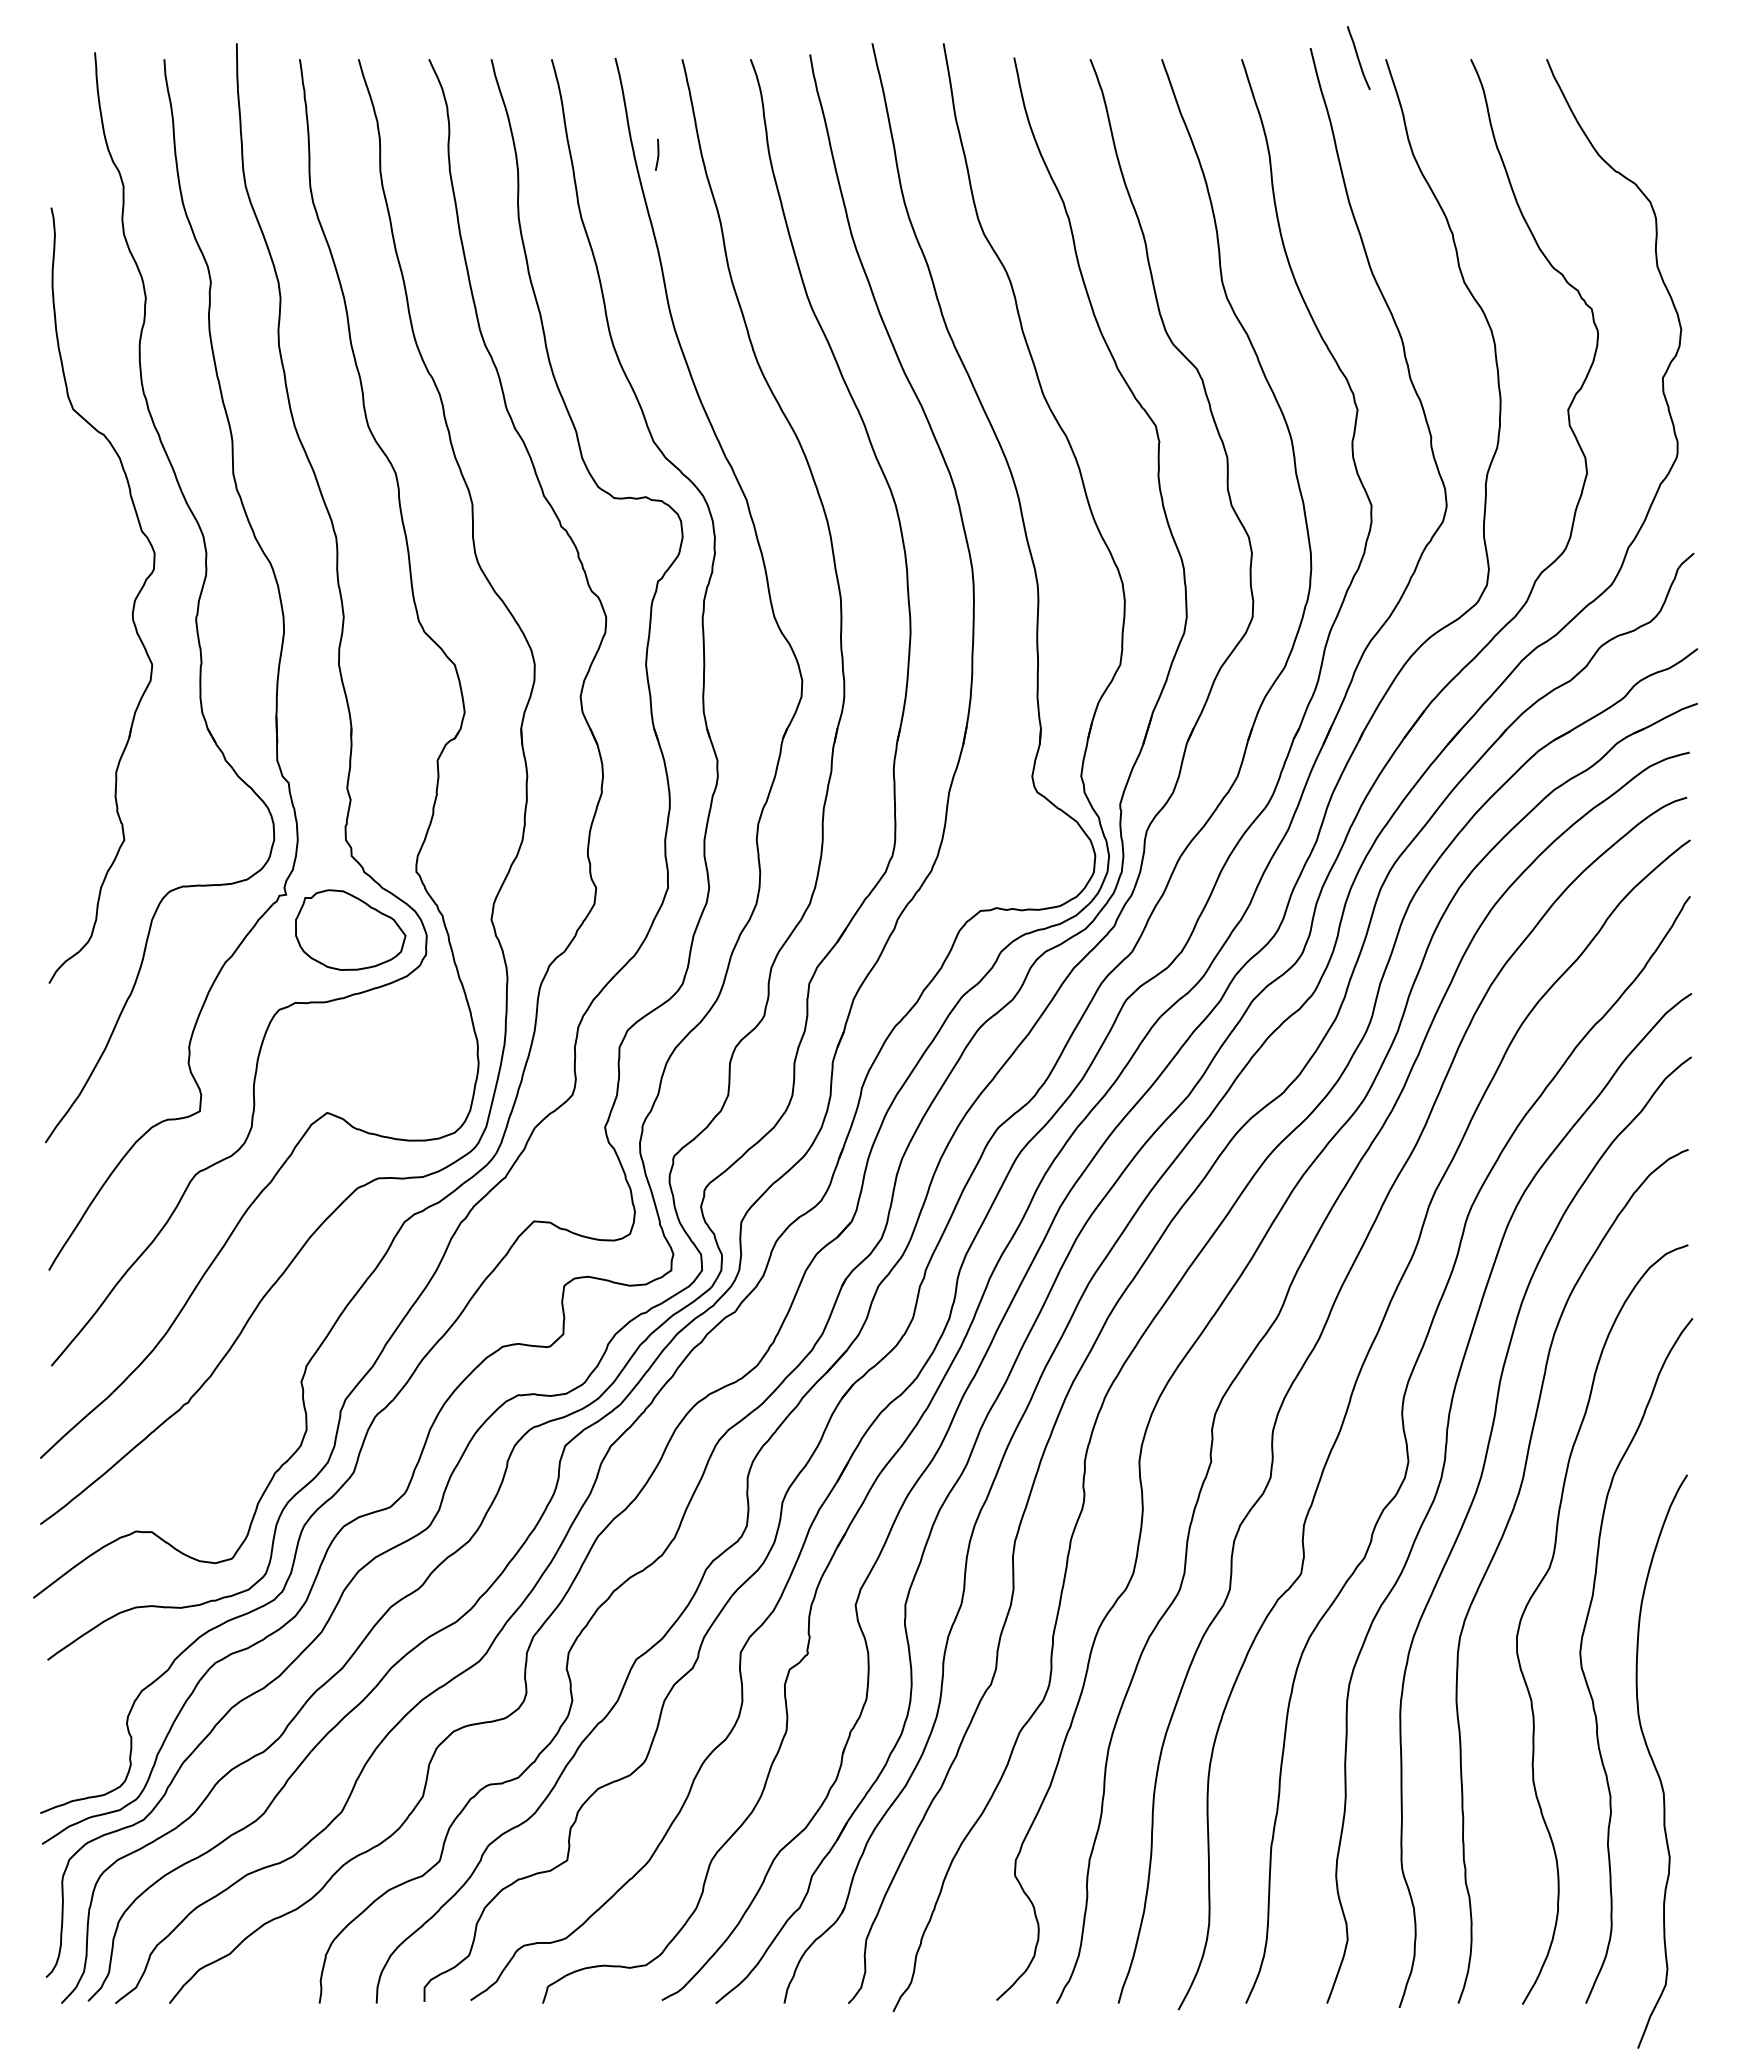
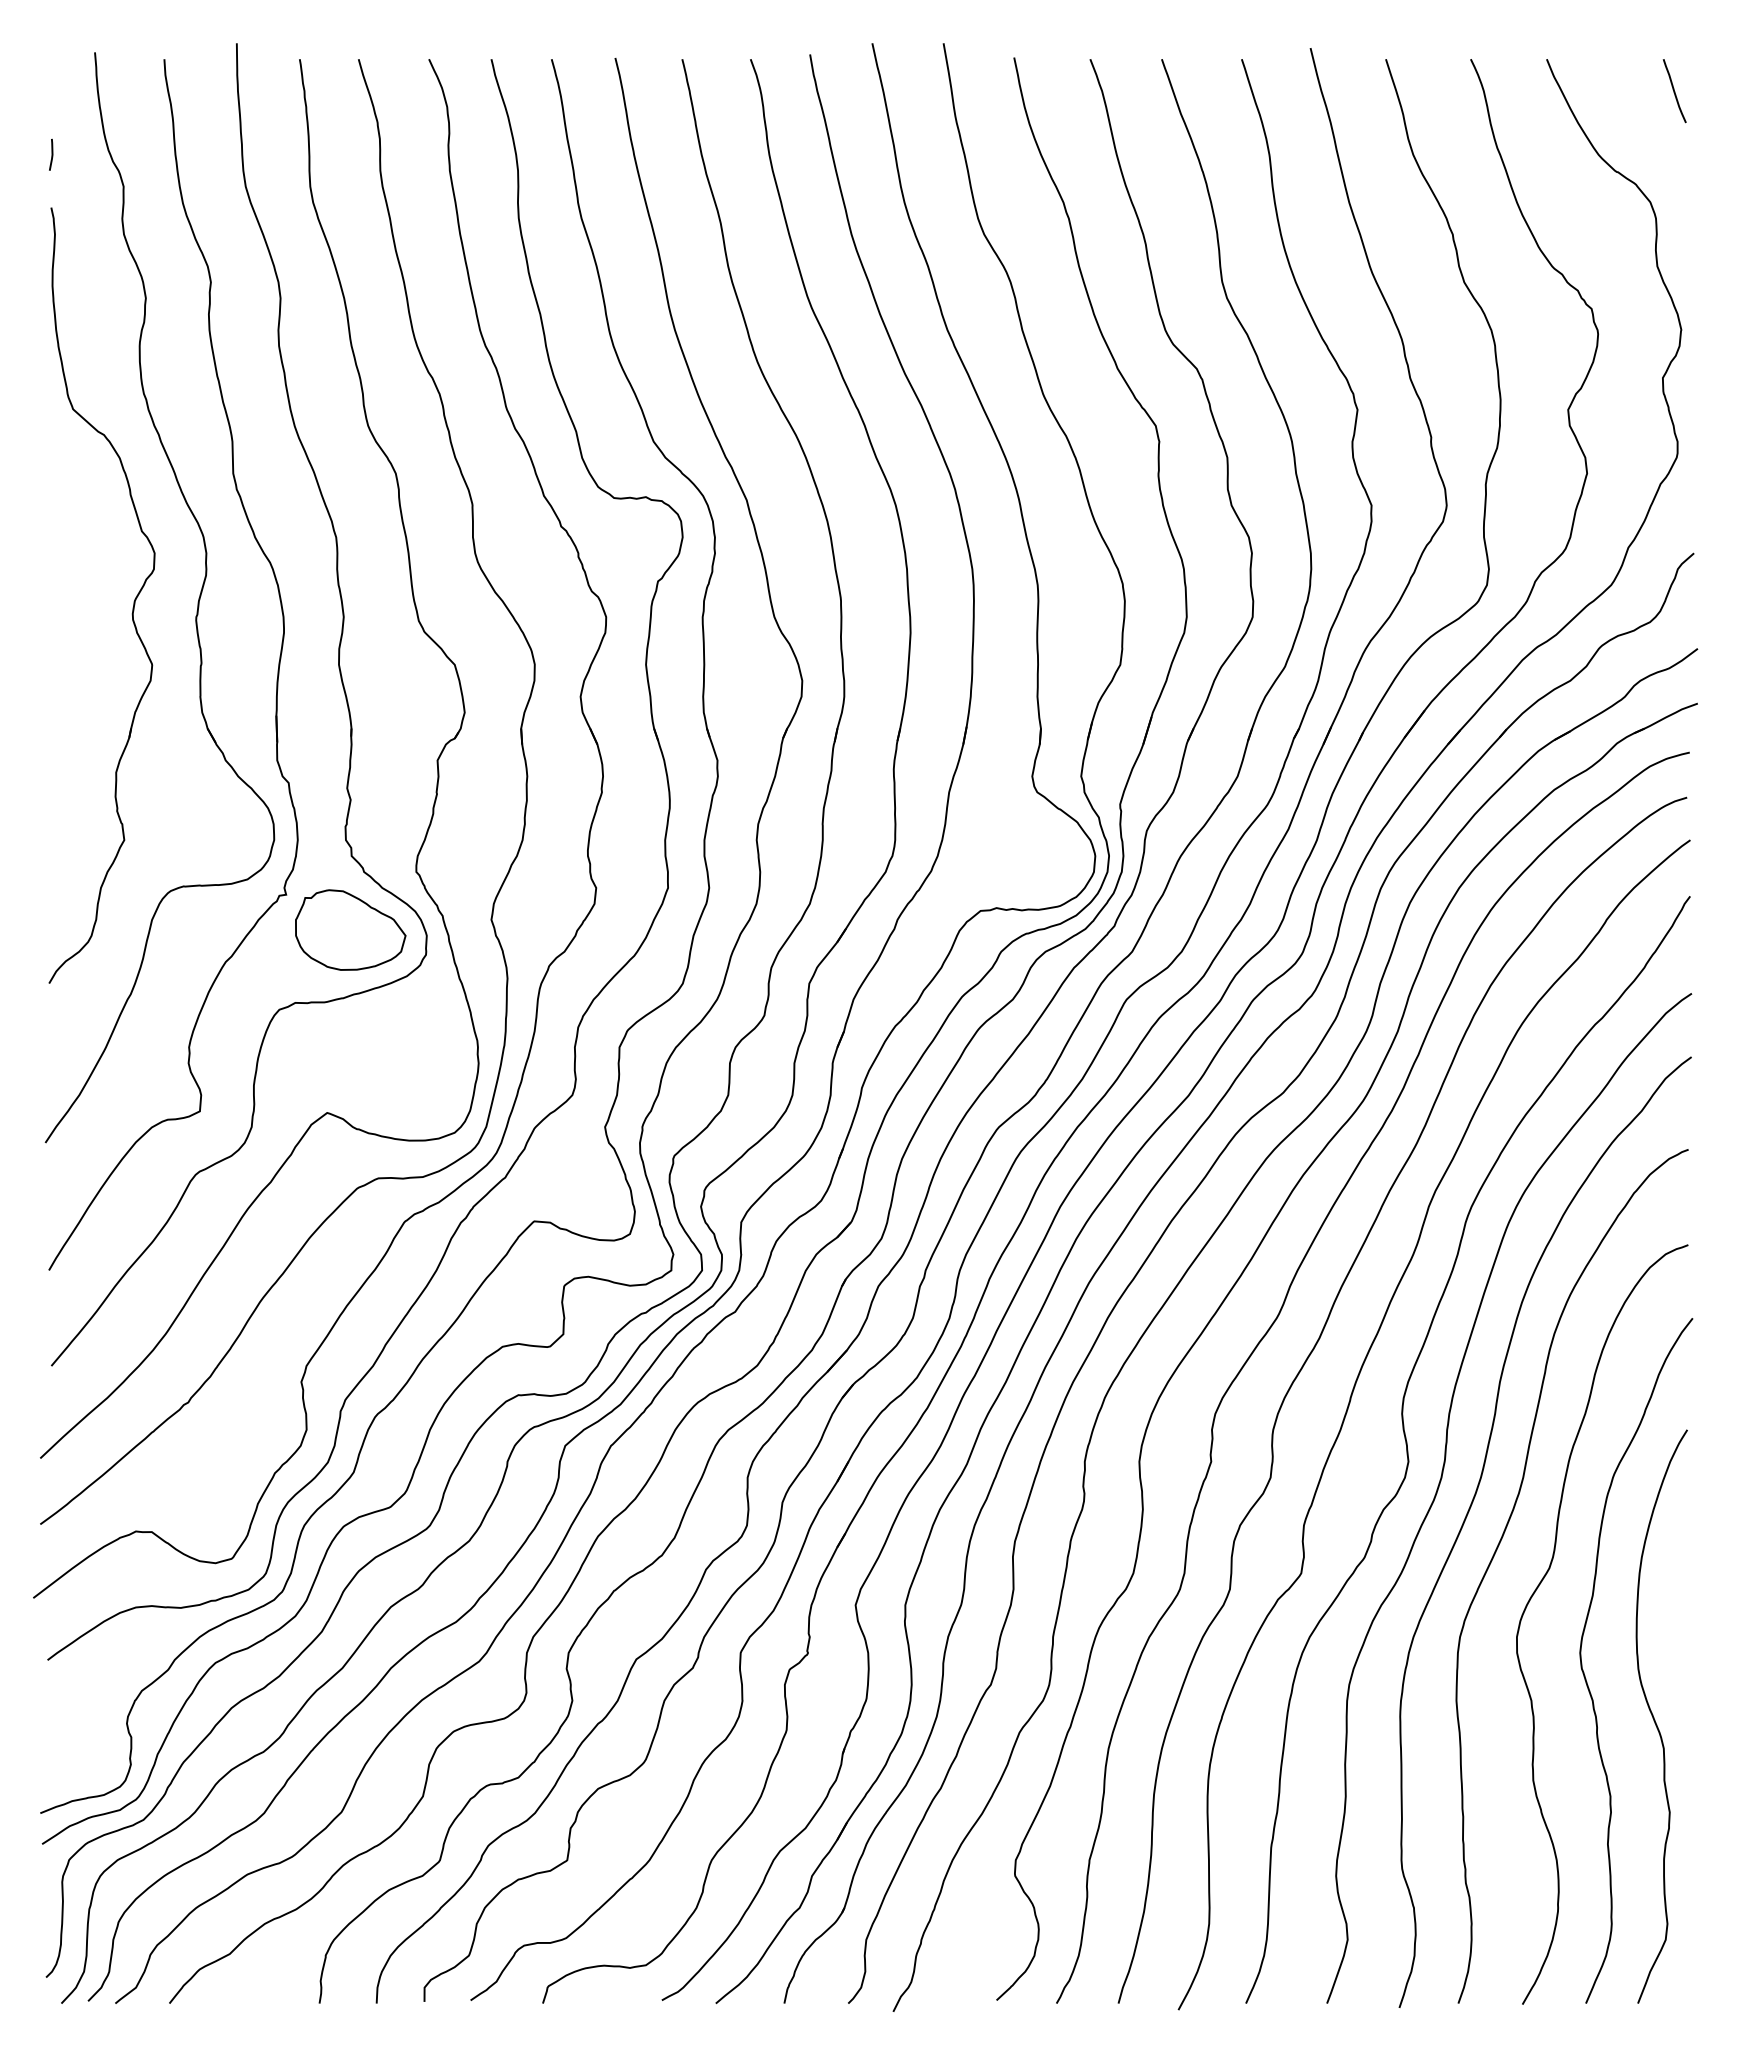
curve position: (1358, 58) -> (1674, 91) (1674, 91)
line position: (657, 154) -> (51, 154) (51, 154)
curve position: (1655, 1764) -> (1655, 1719) (1655, 1719)
